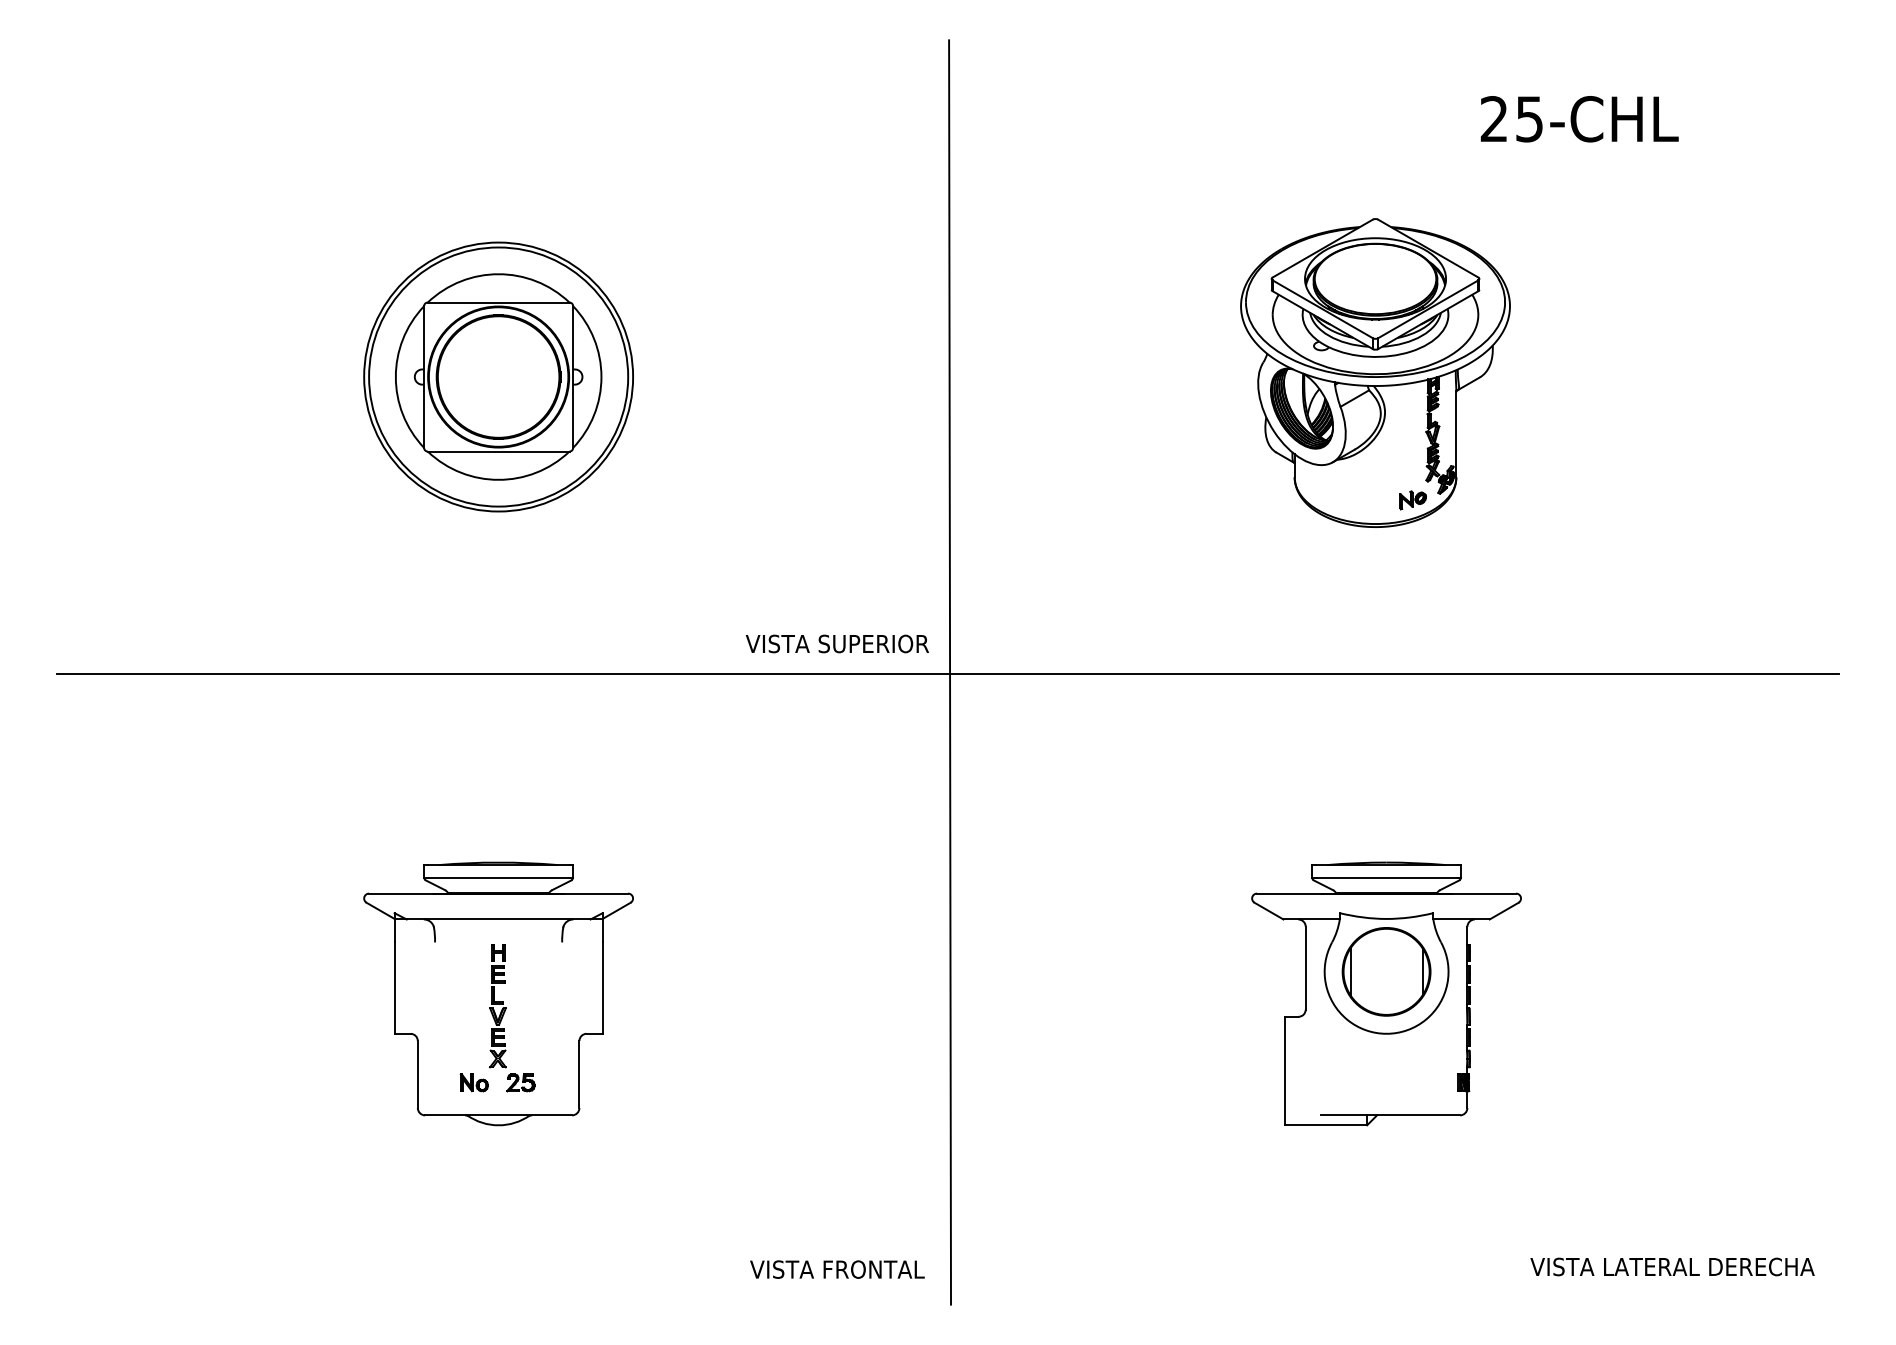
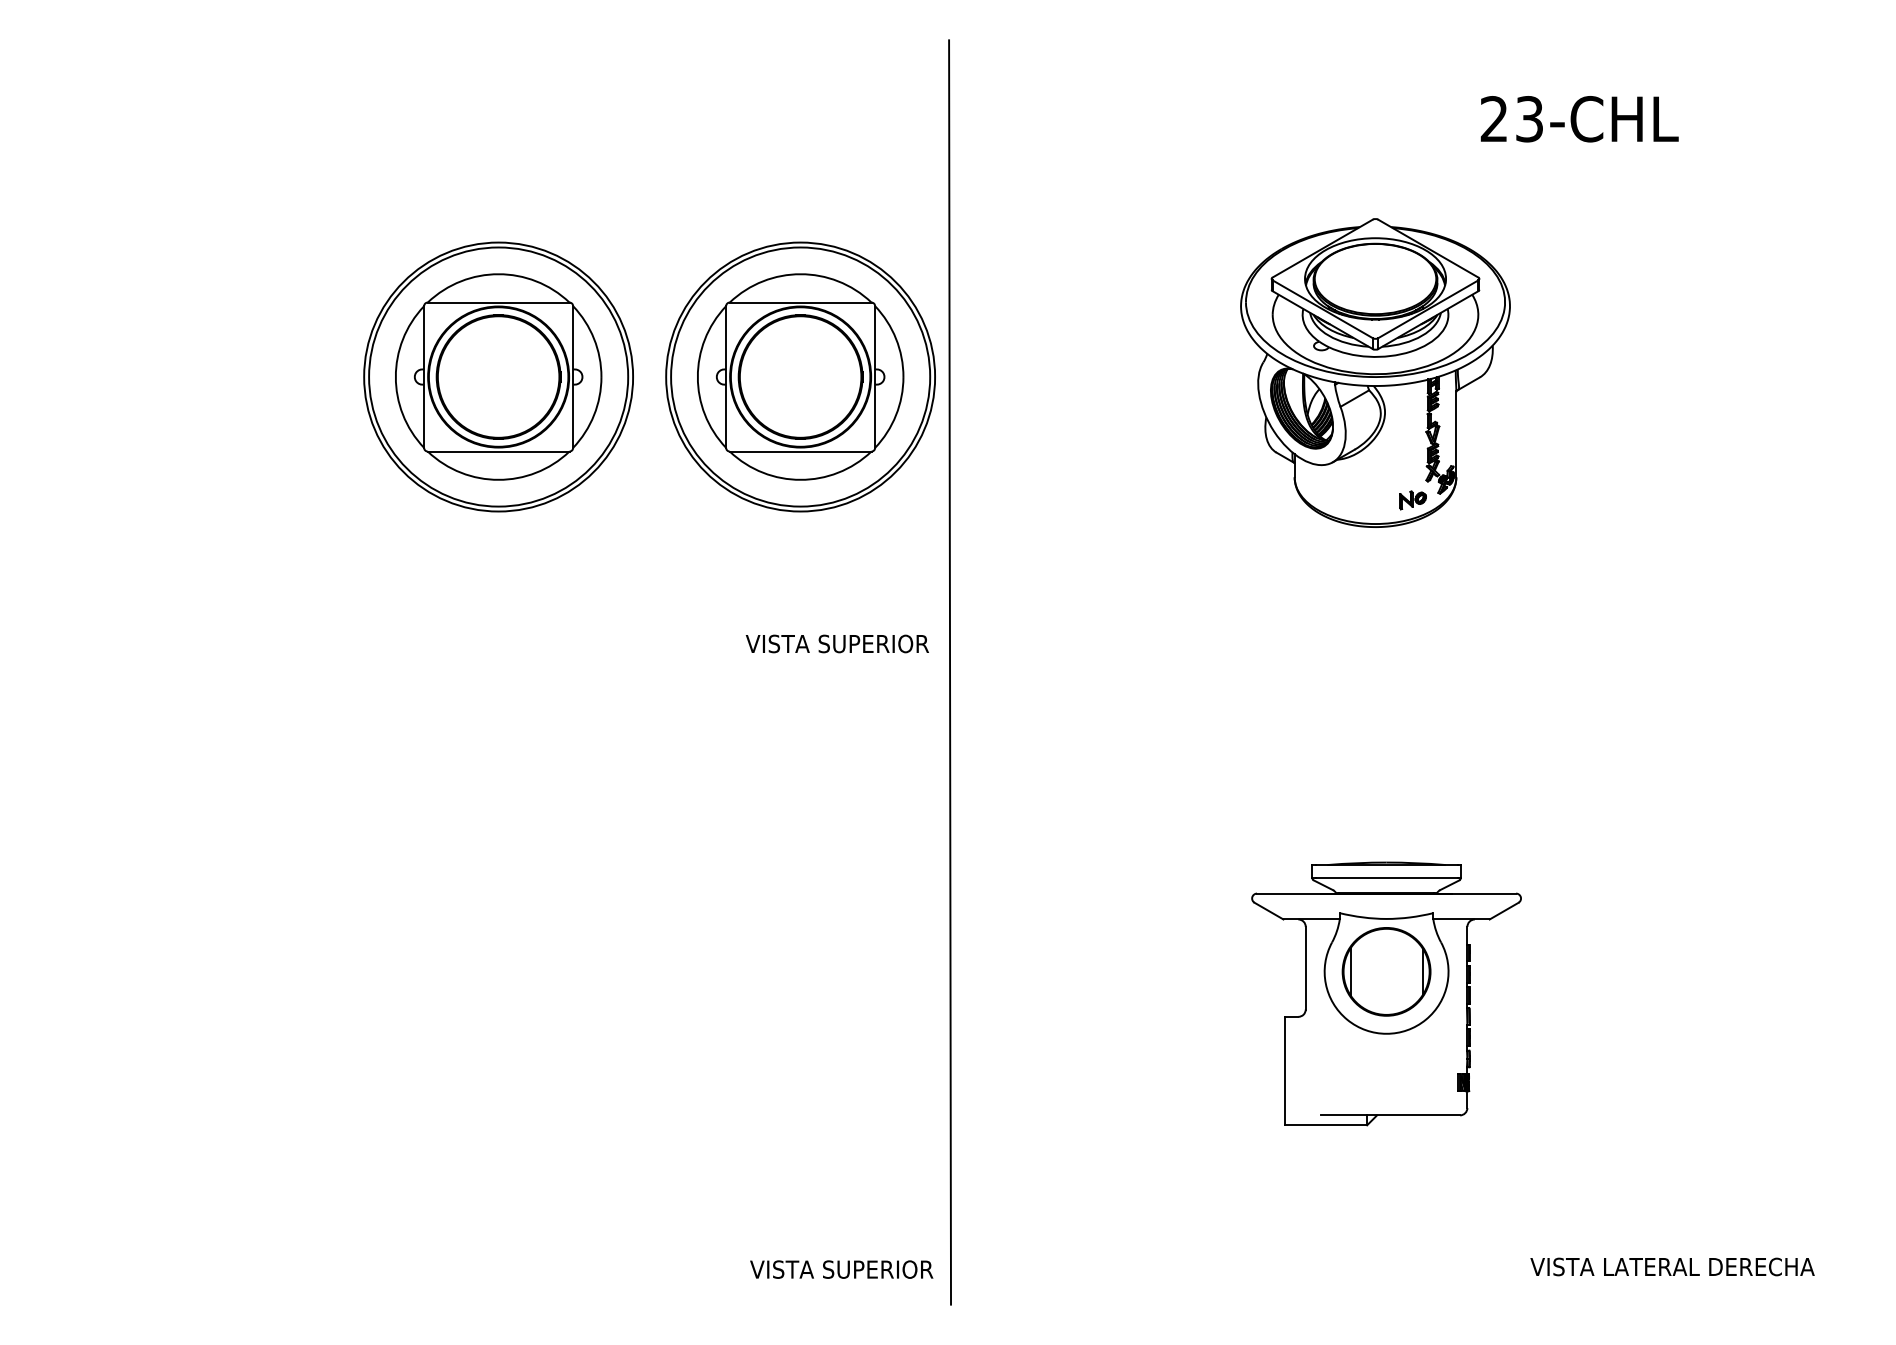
text: 25-CHL -> 23-CHL (1529, 118)
part: none -> present (800, 376)
line: present -> none (947, 673)
part: present -> none (498, 993)
text: VISTA FRONTAL -> VISTA SUPERIOR (878, 1269)
